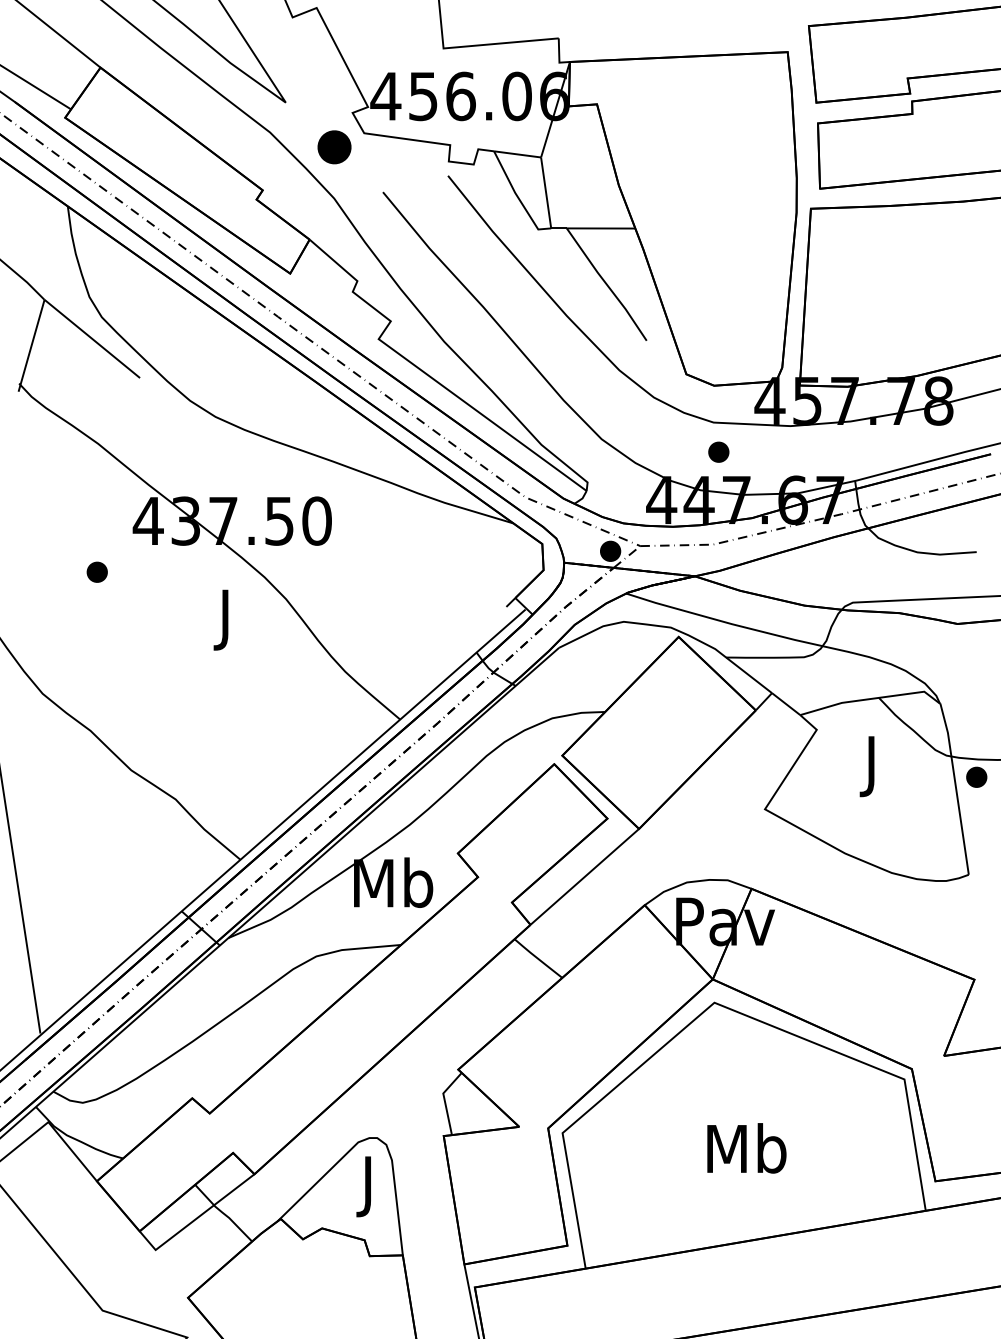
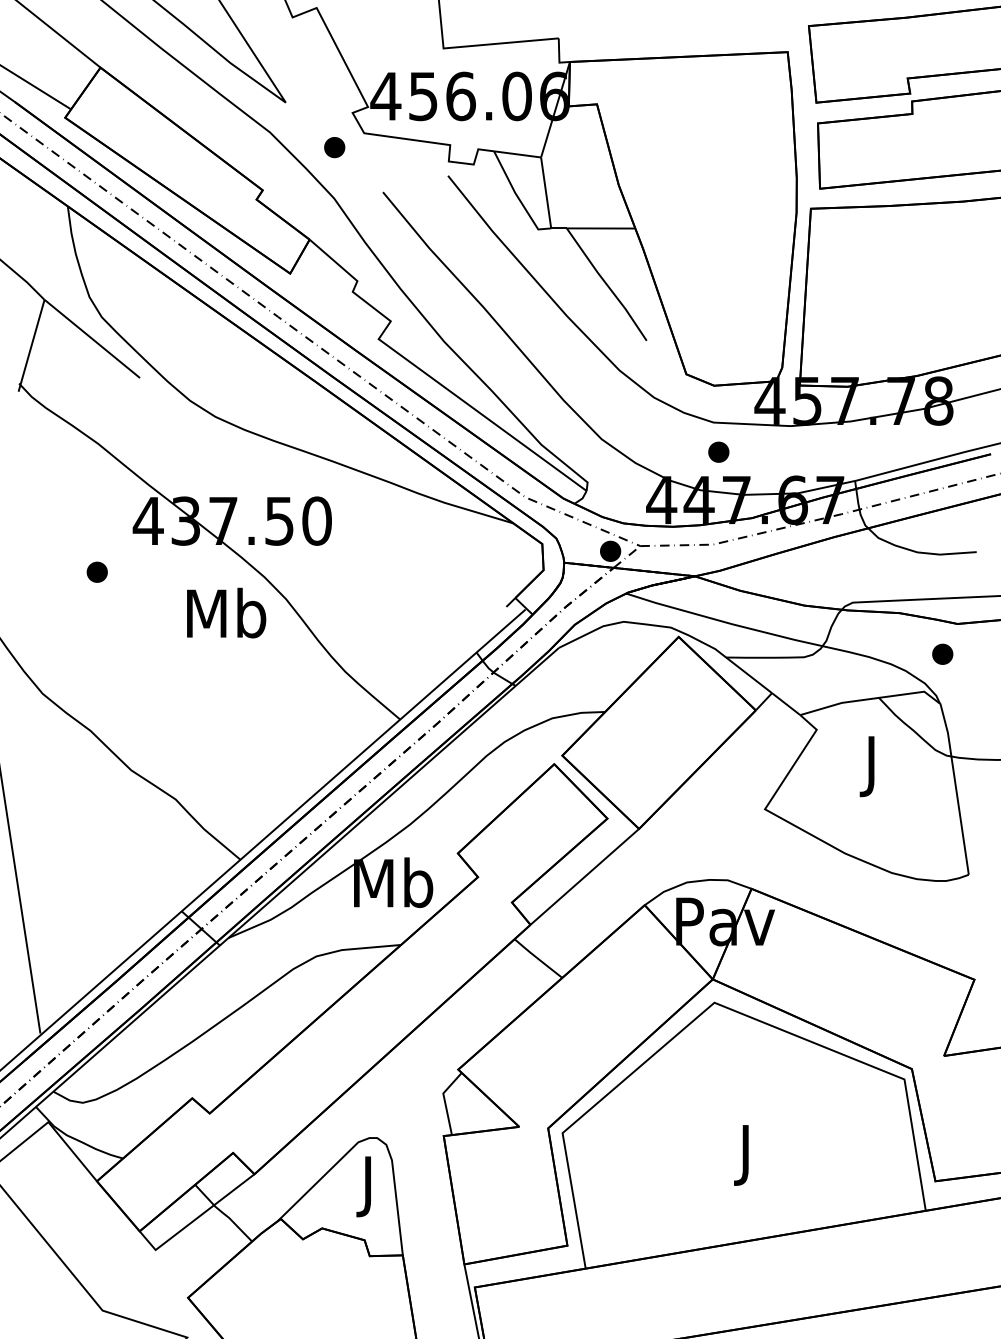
part size: 35x35 px -> 22x22 px (334, 147)
text: J -> Mb (226, 618)
part position: (976, 776) -> (942, 653) (942, 653)
text: Mb -> J (746, 1154)
